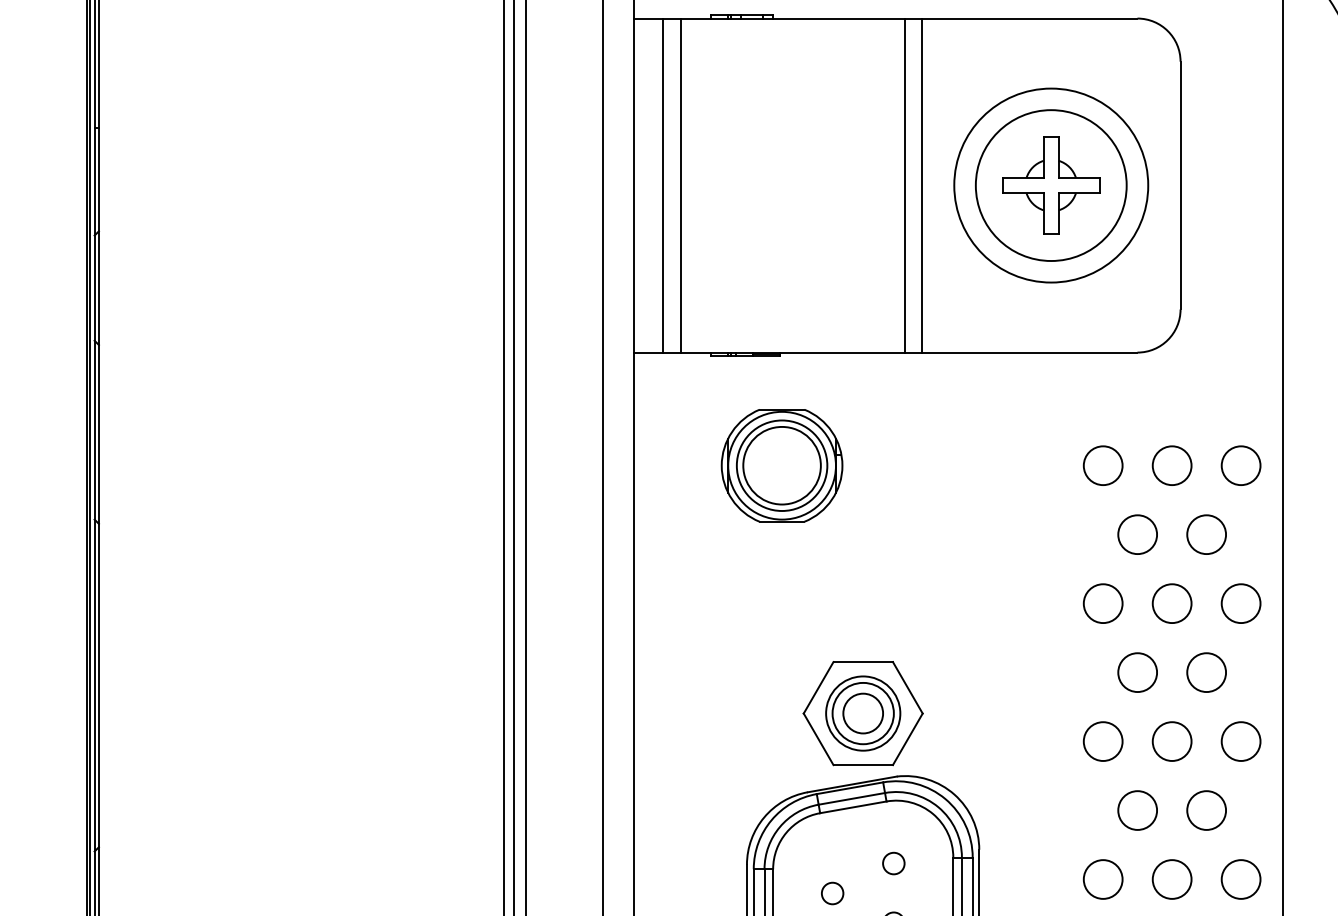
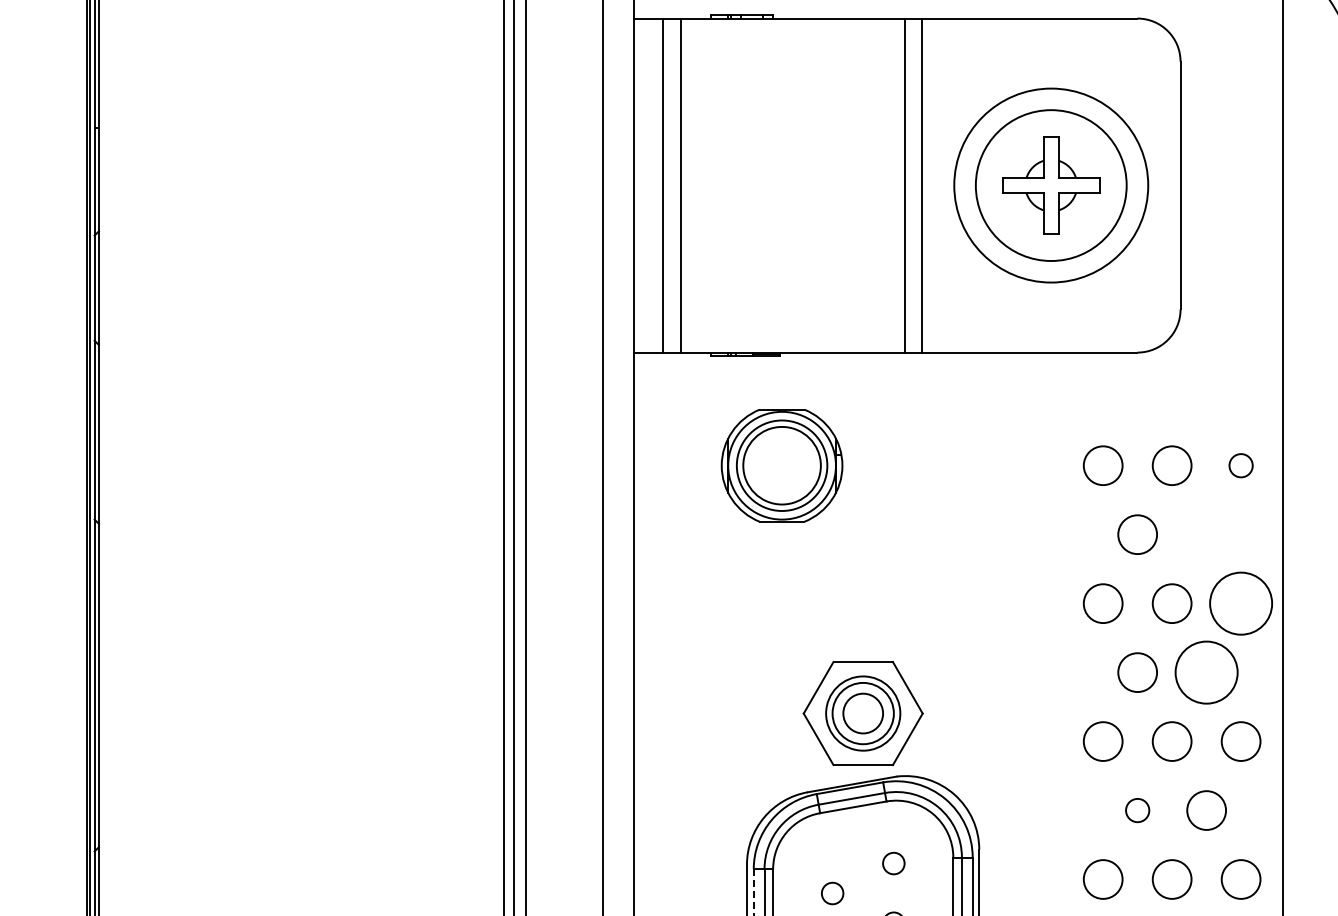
circle diameter: 39 px -> 23 px (1240, 465)
circle: present -> none (1206, 534)
circle diameter: 39 px -> 62 px (1241, 603)
circle diameter: 39 px -> 62 px (1206, 672)
circle diameter: 39 px -> 23 px (1137, 810)
line: solid -> dashed (753, 892)
